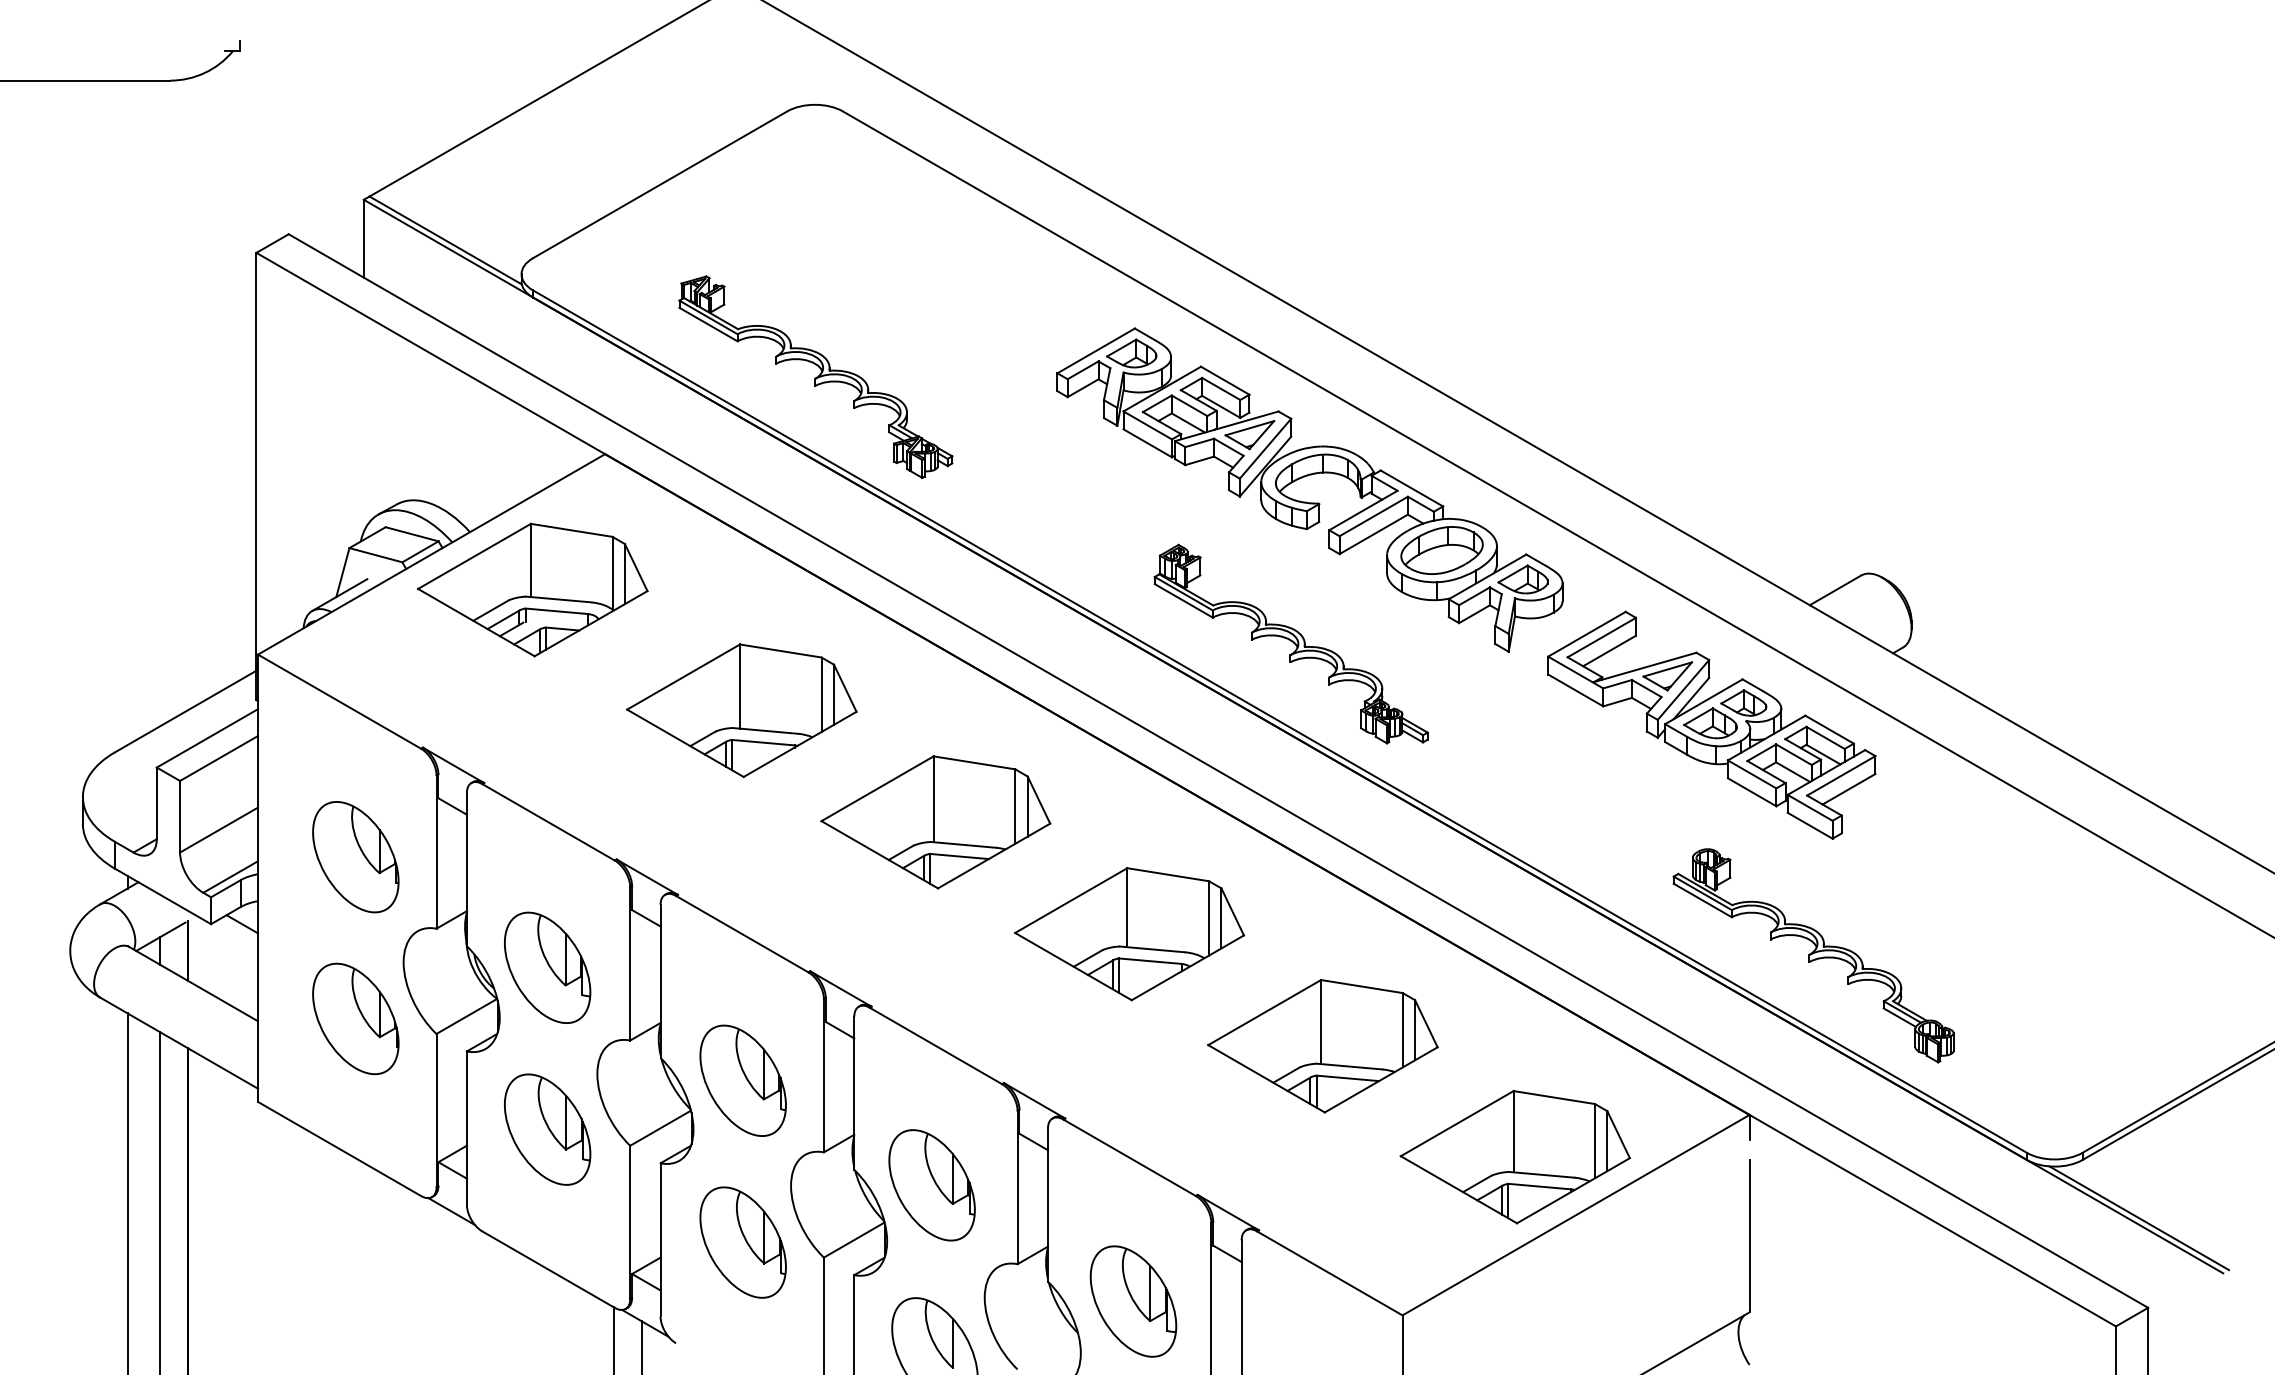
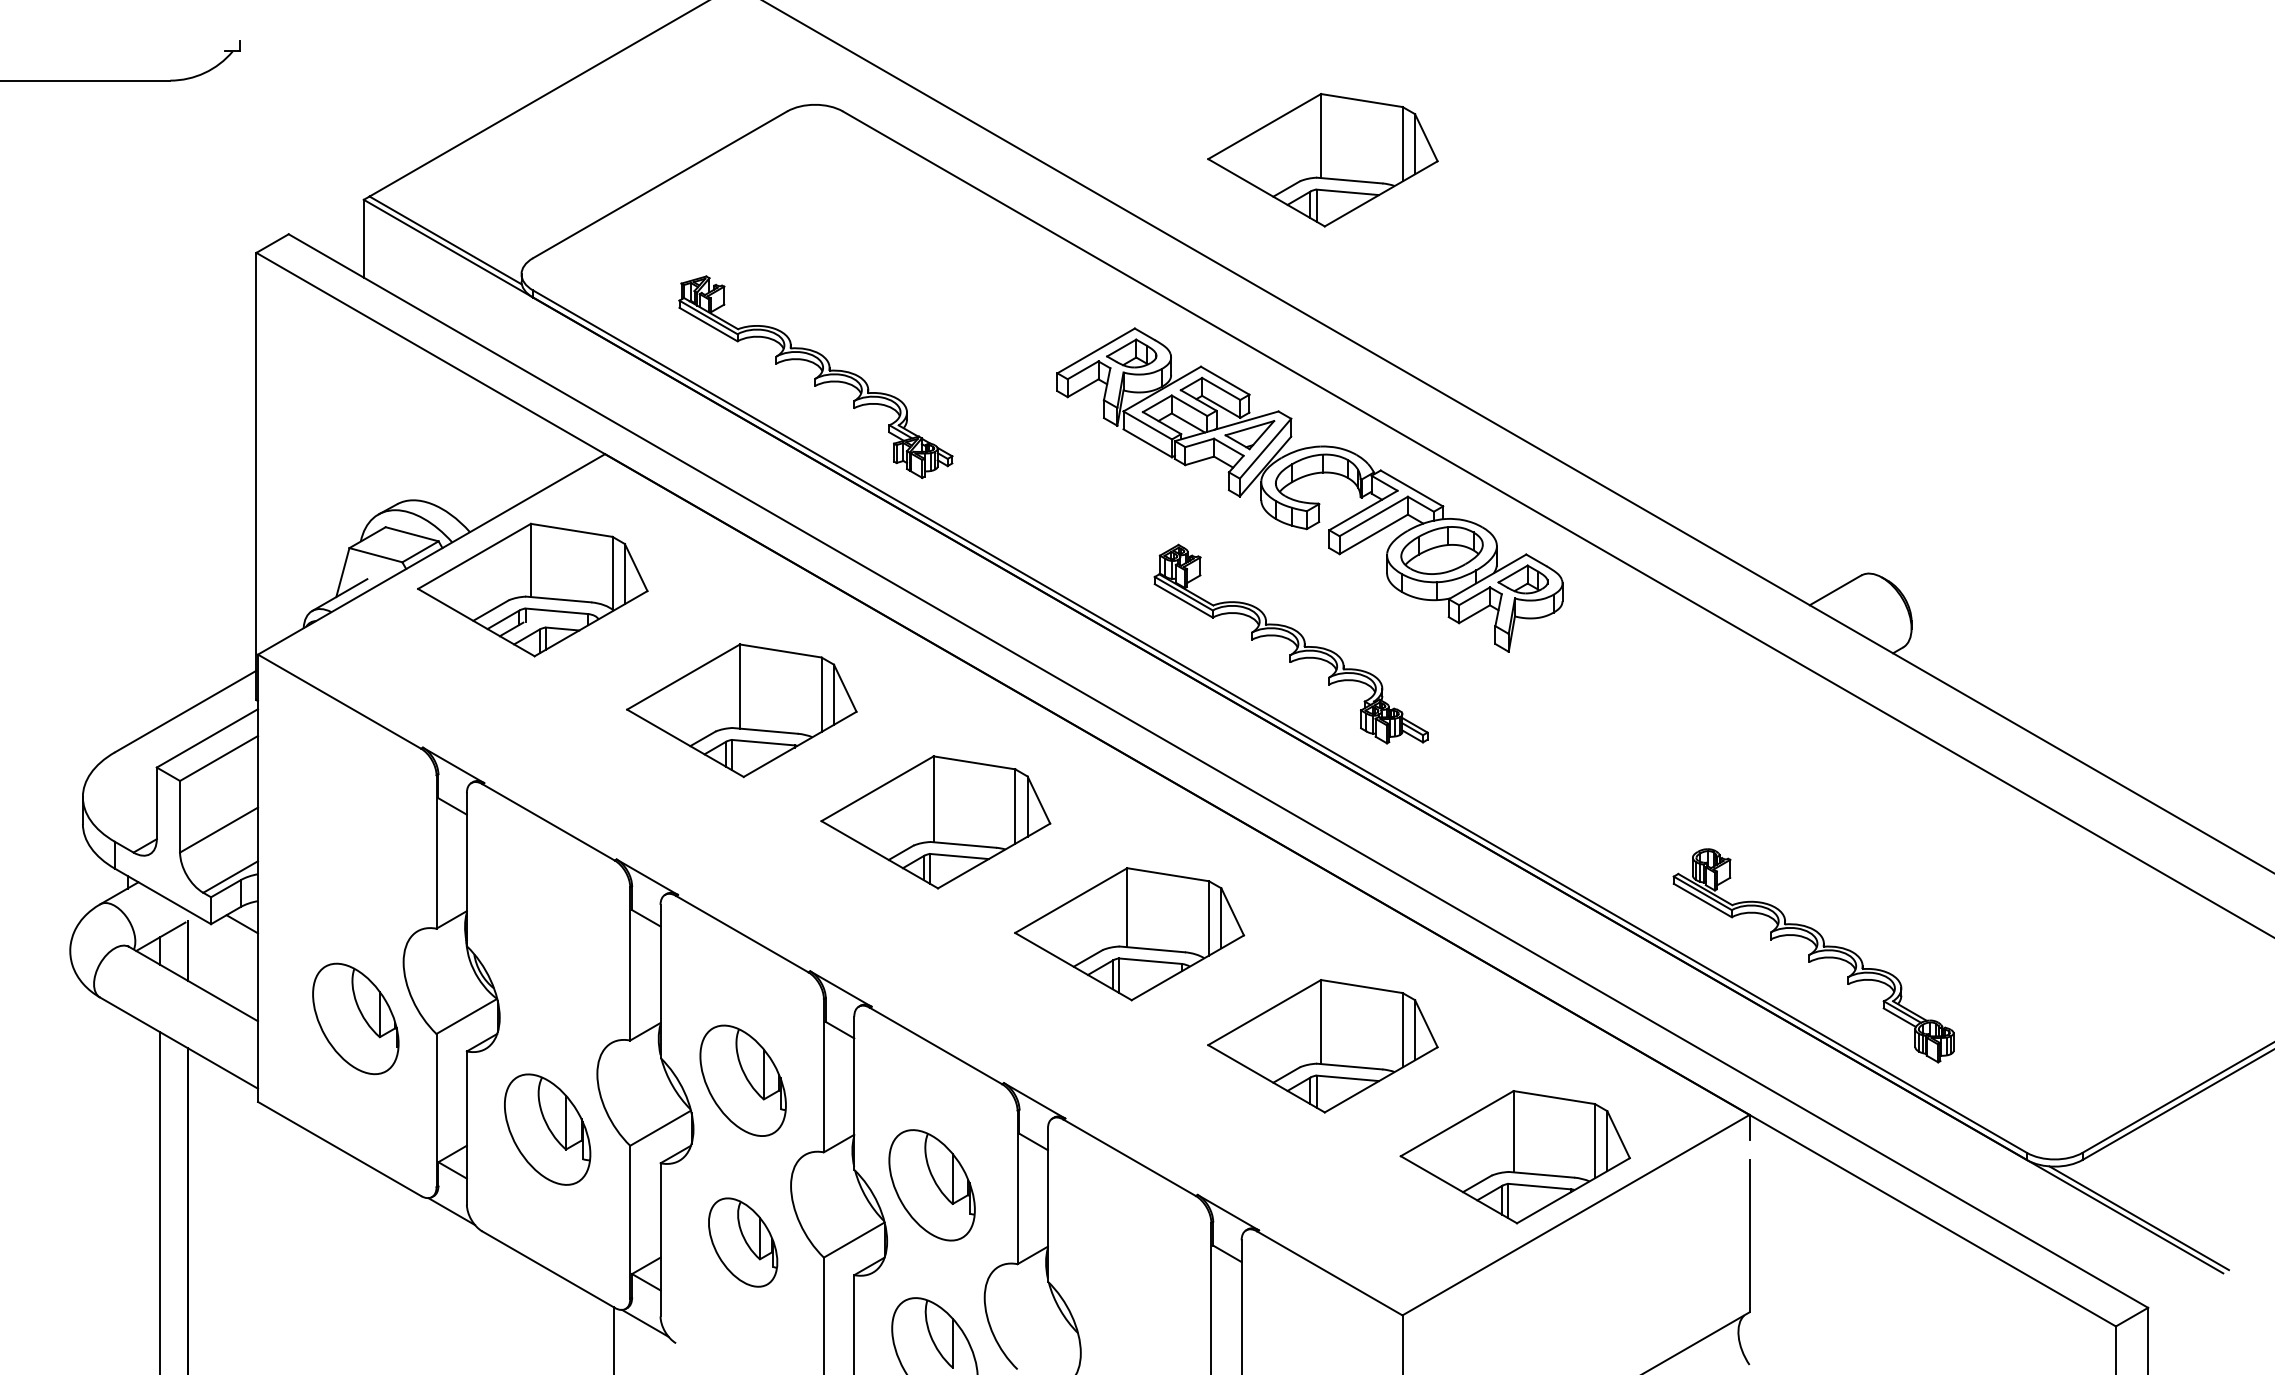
part: none -> present (1322, 160)
part: present -> none (1711, 724)
part: present -> none (355, 857)
part: present -> none (547, 967)
line: present -> none (127, 1192)
part size: 88x113 px -> 71x91 px (743, 1242)
part: present -> none (1133, 1301)
line: present -> none (641, 1346)
